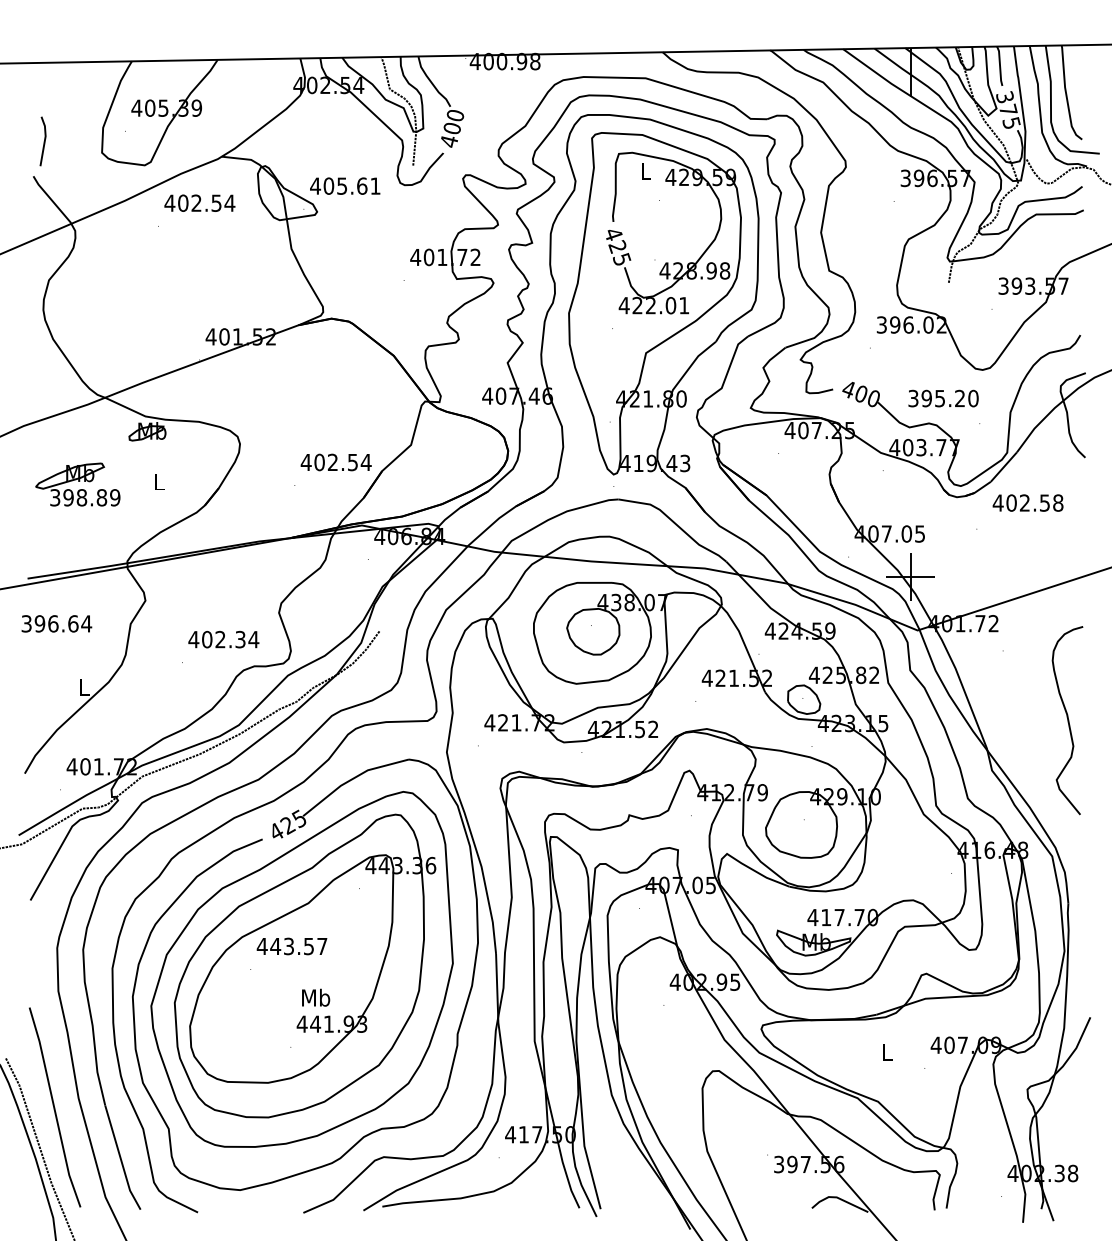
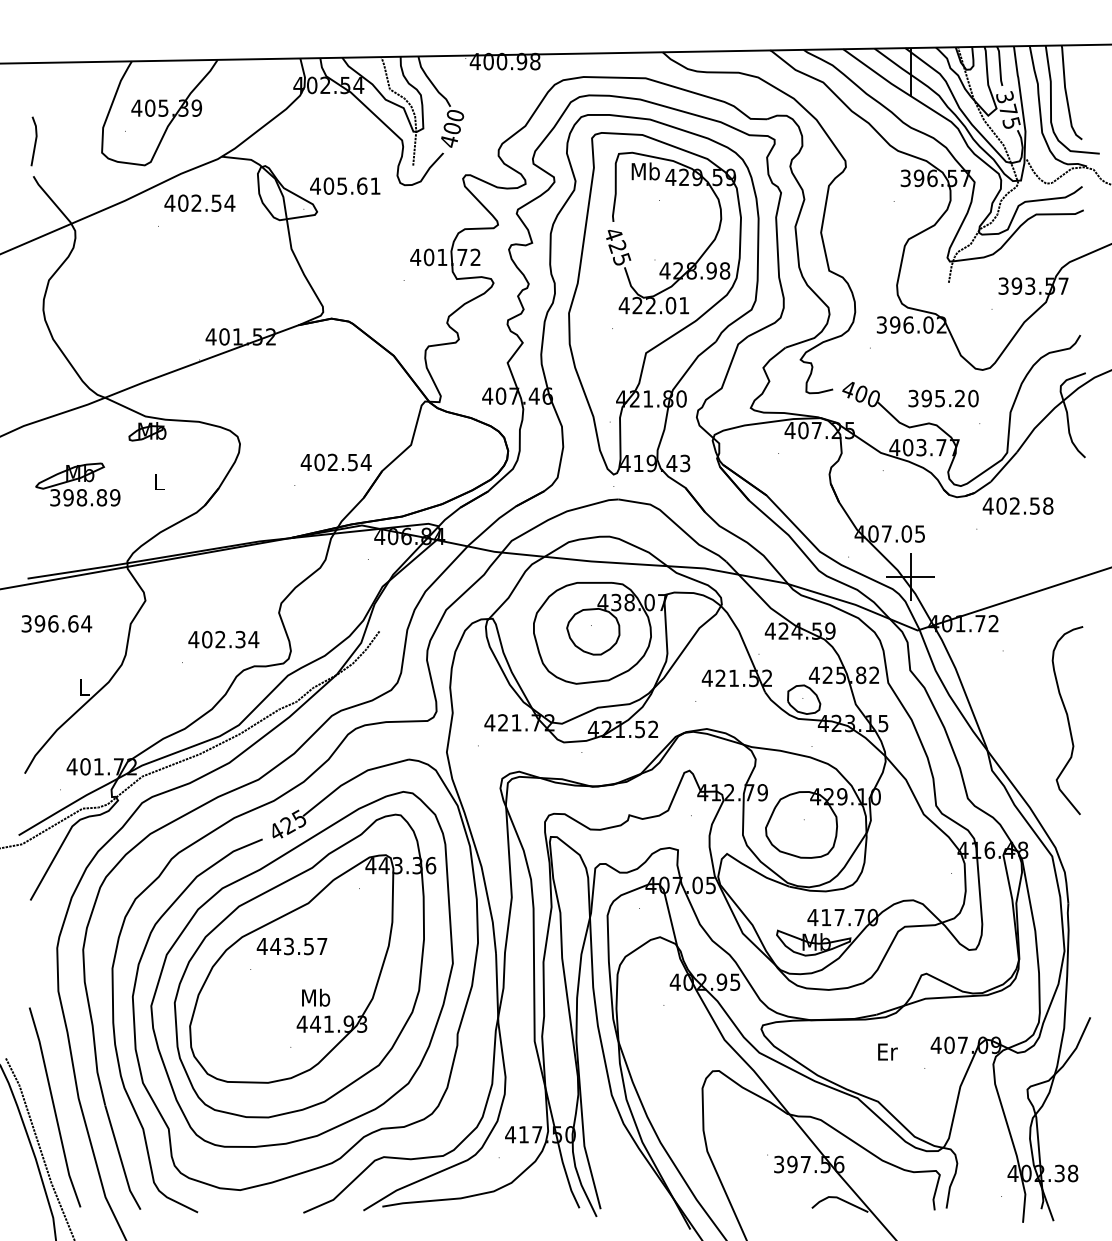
line position: (43, 141) -> (34, 141) (34, 141)
text: L -> Mb (645, 171)
text position: (1027, 502) -> (1017, 505) (1017, 505)
text: L -> Er (887, 1051)
